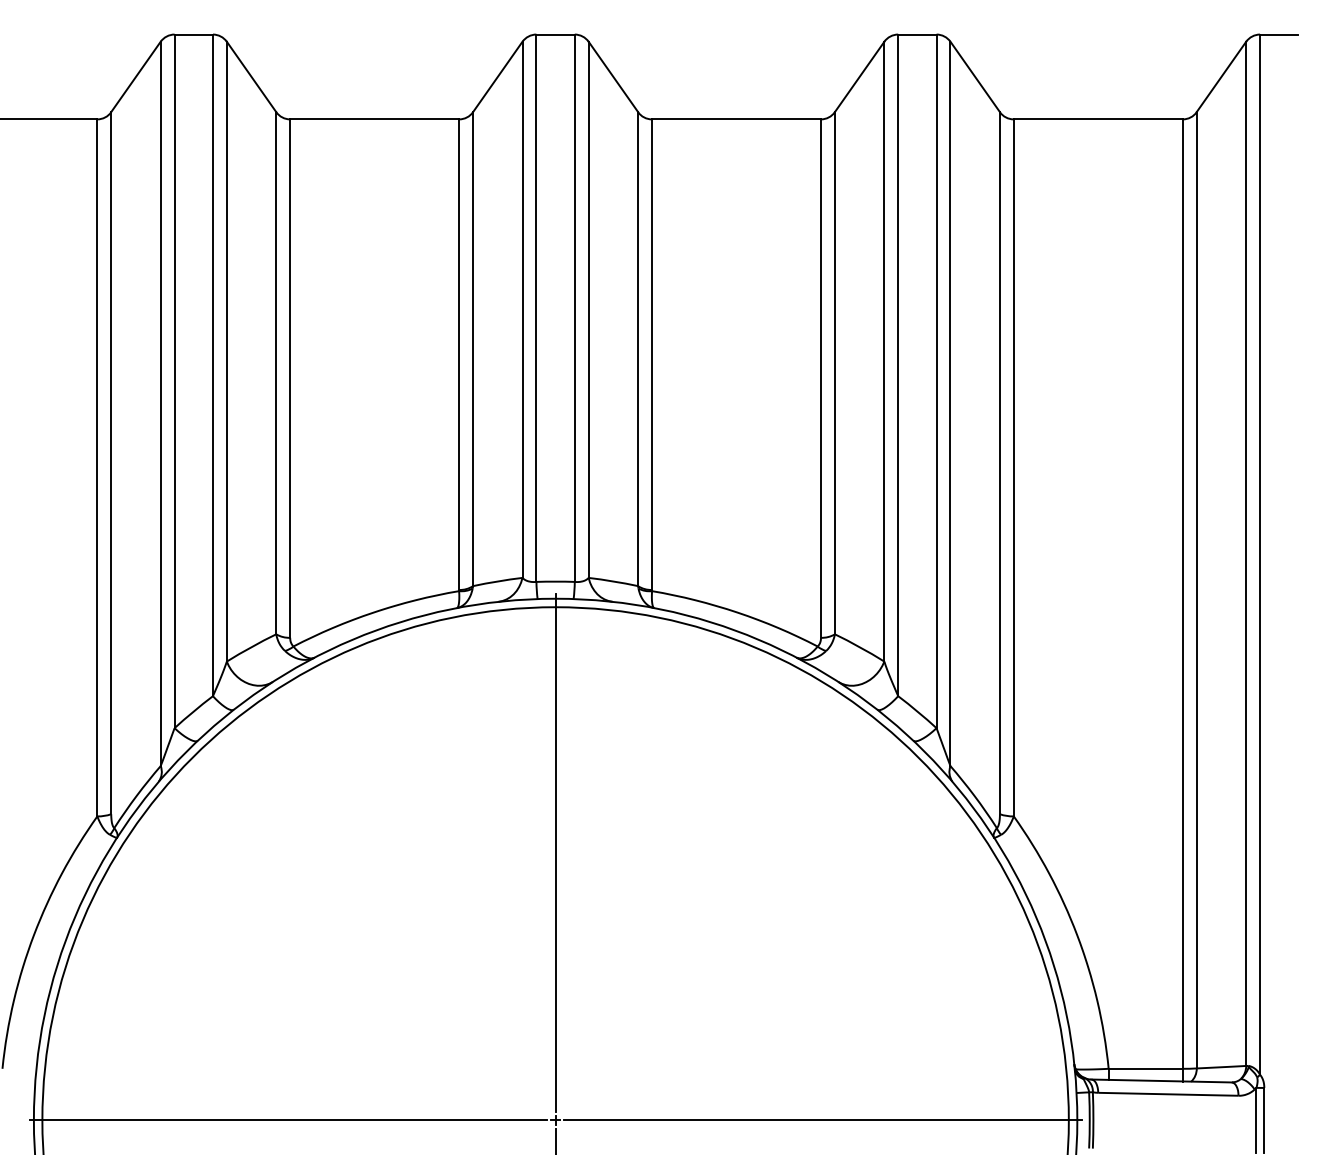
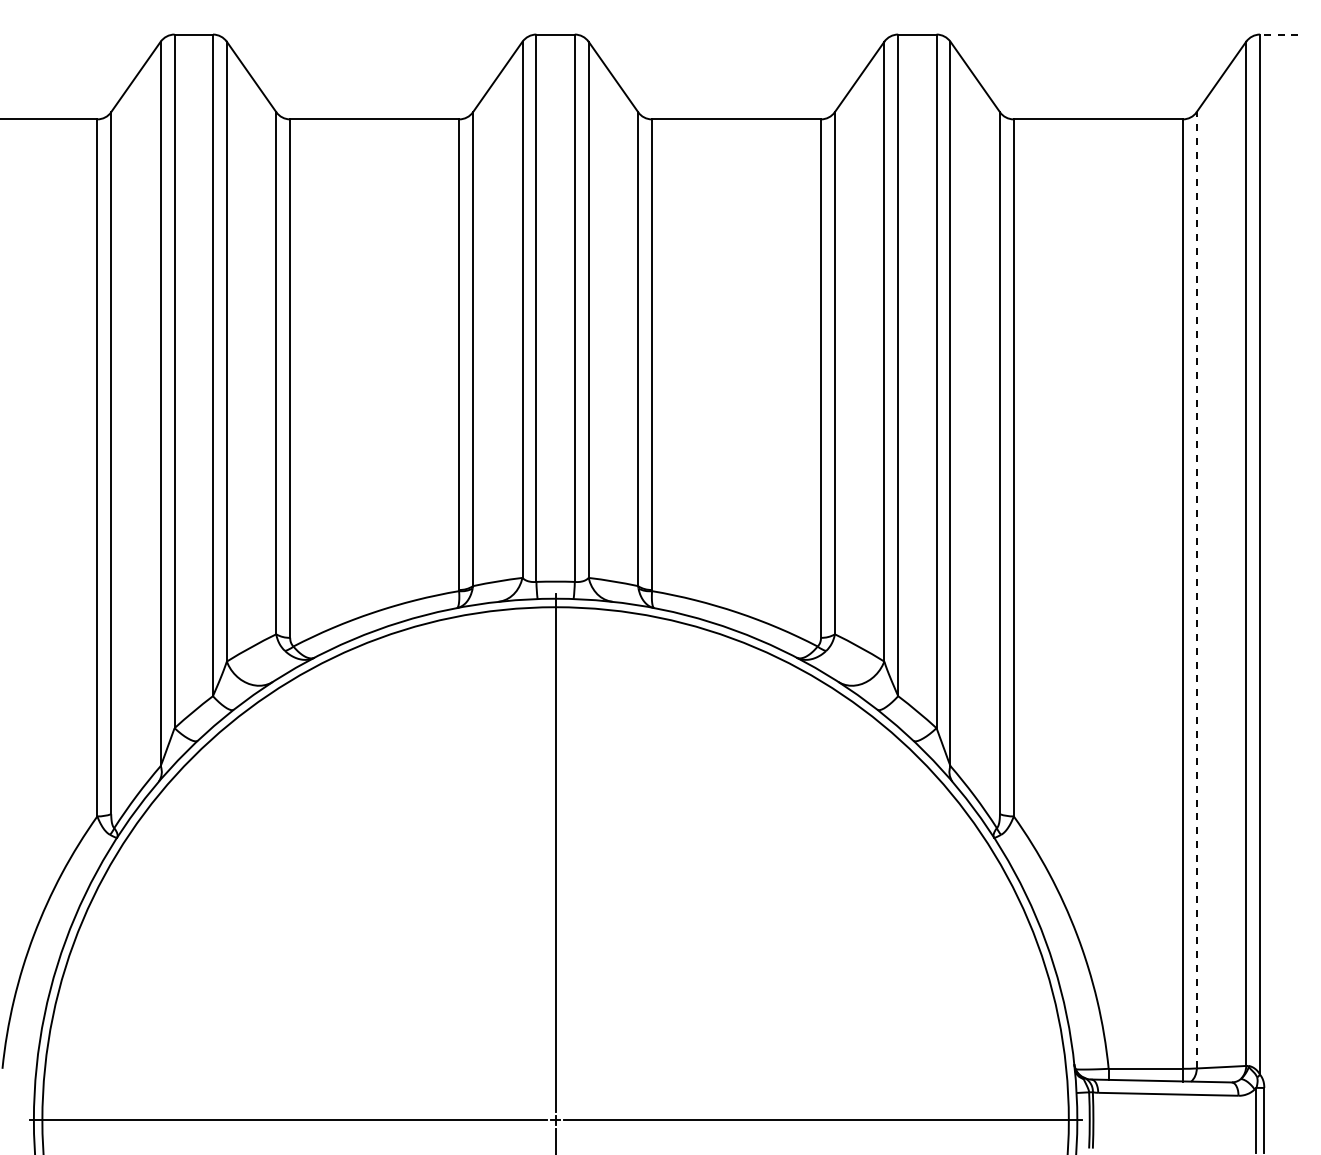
line: solid -> dashed (1278, 34)
line: solid -> dashed (1196, 589)
